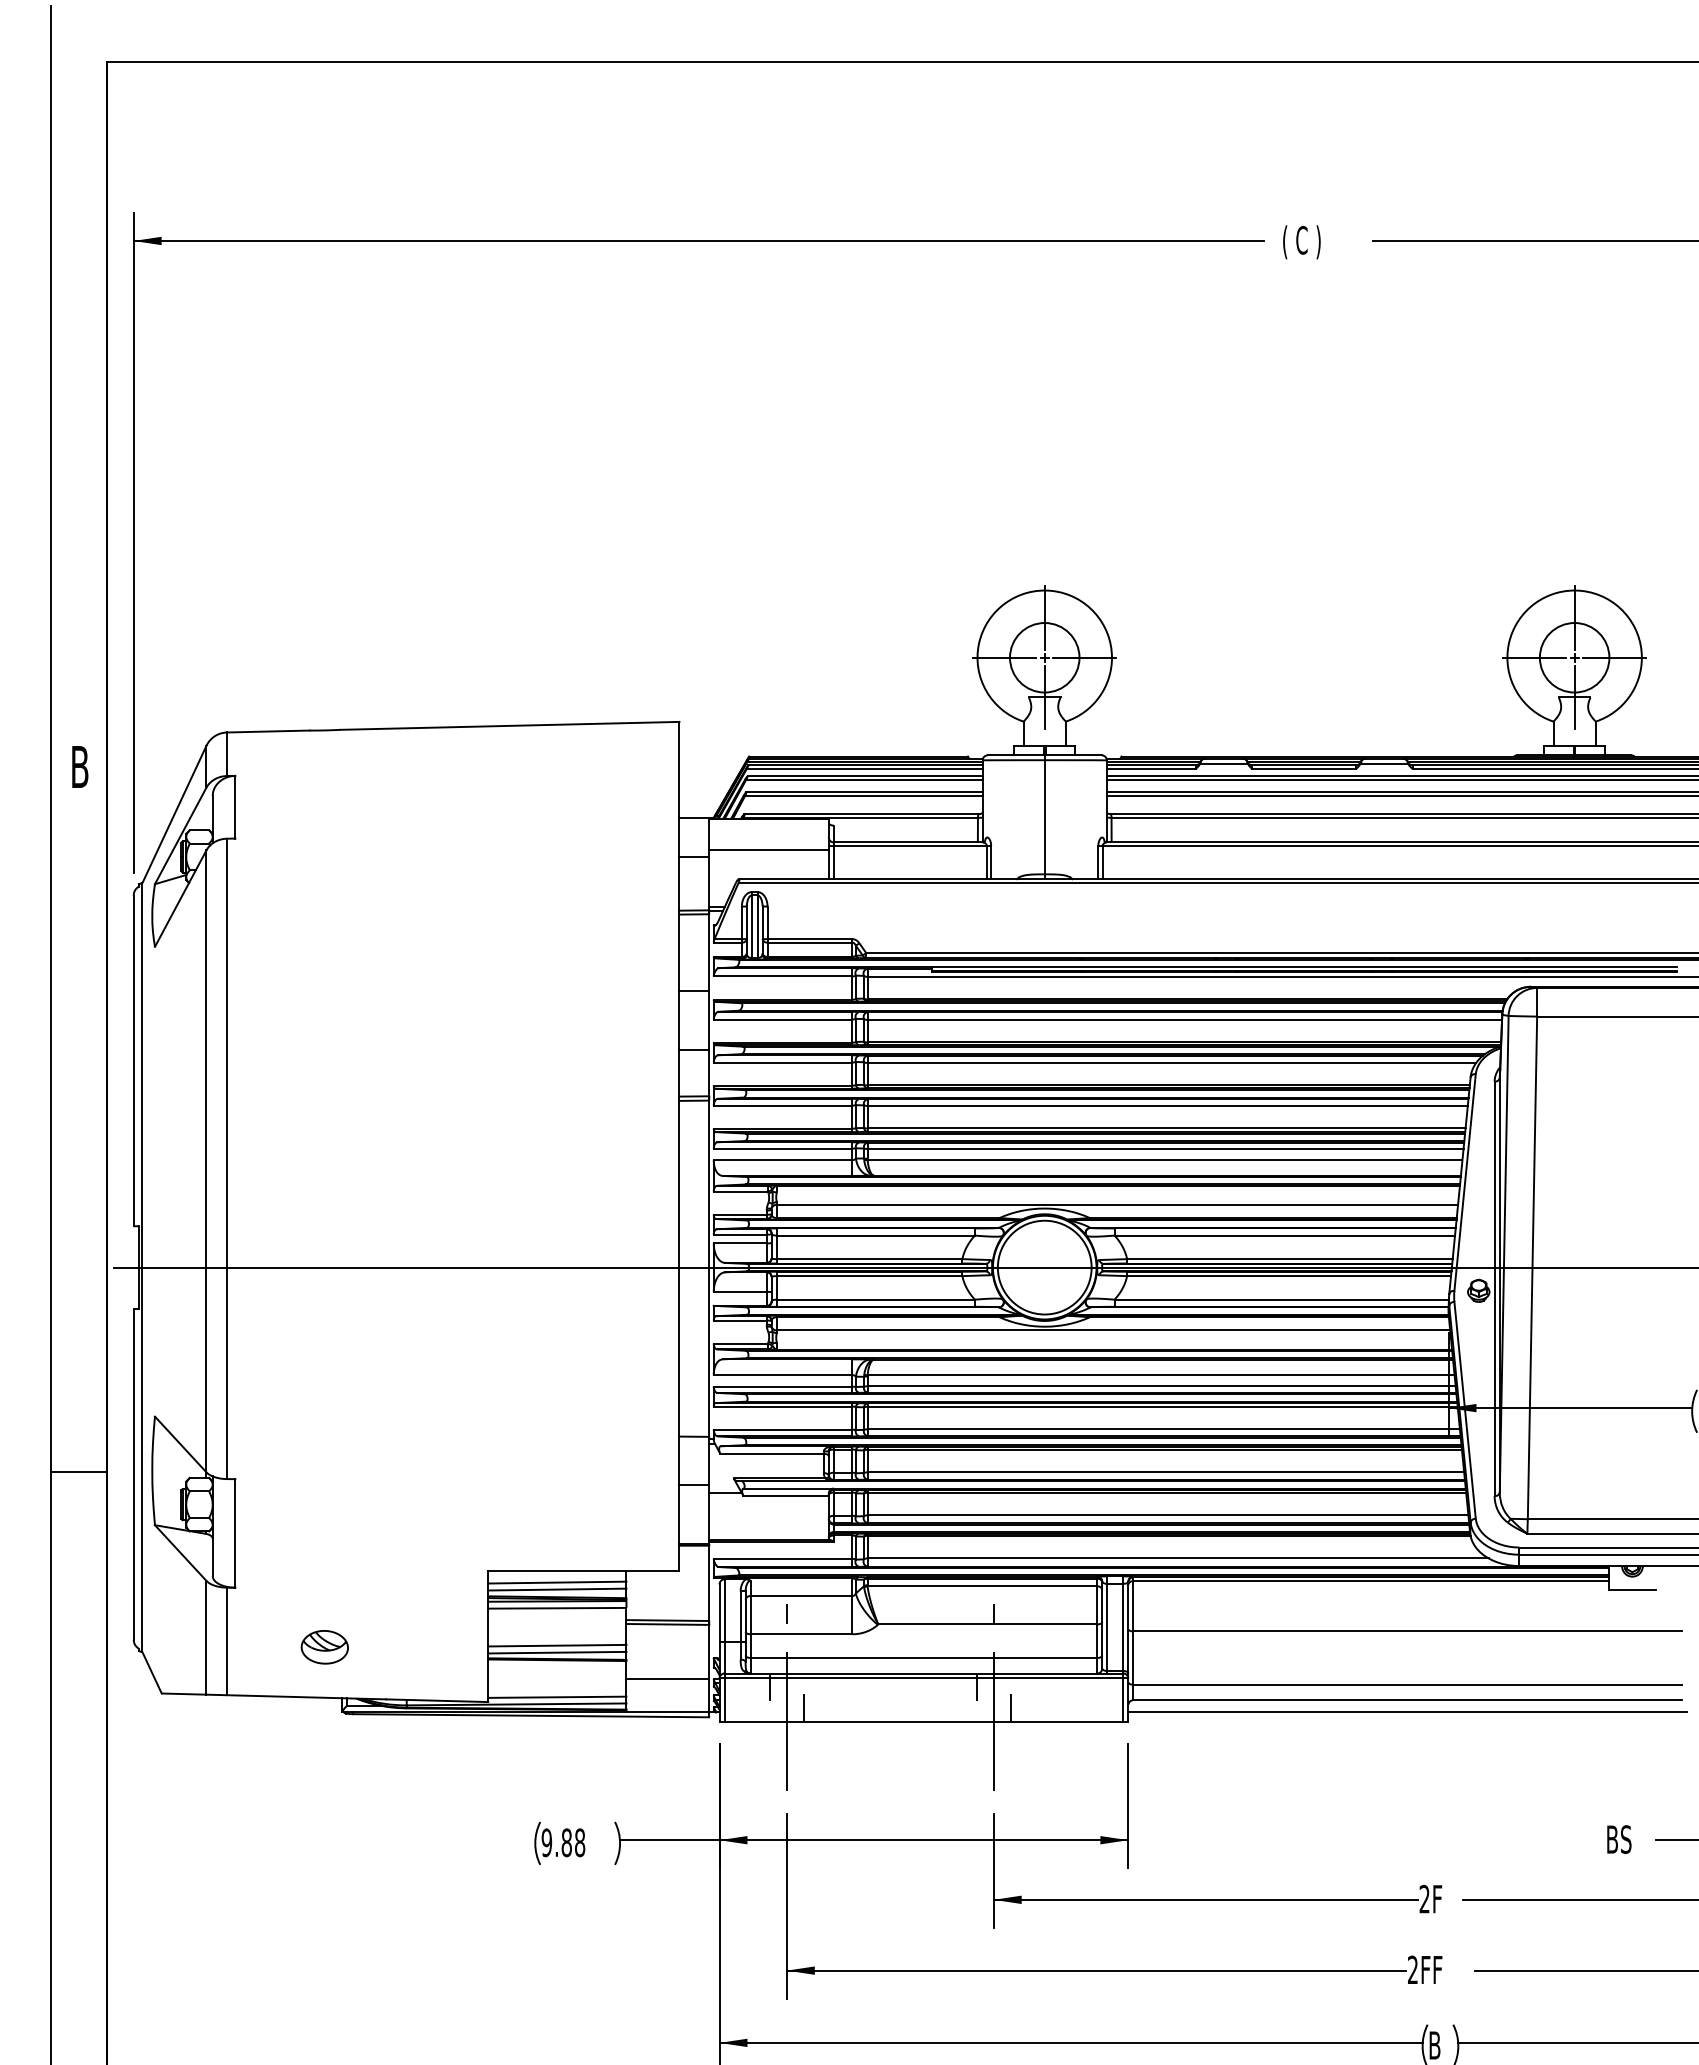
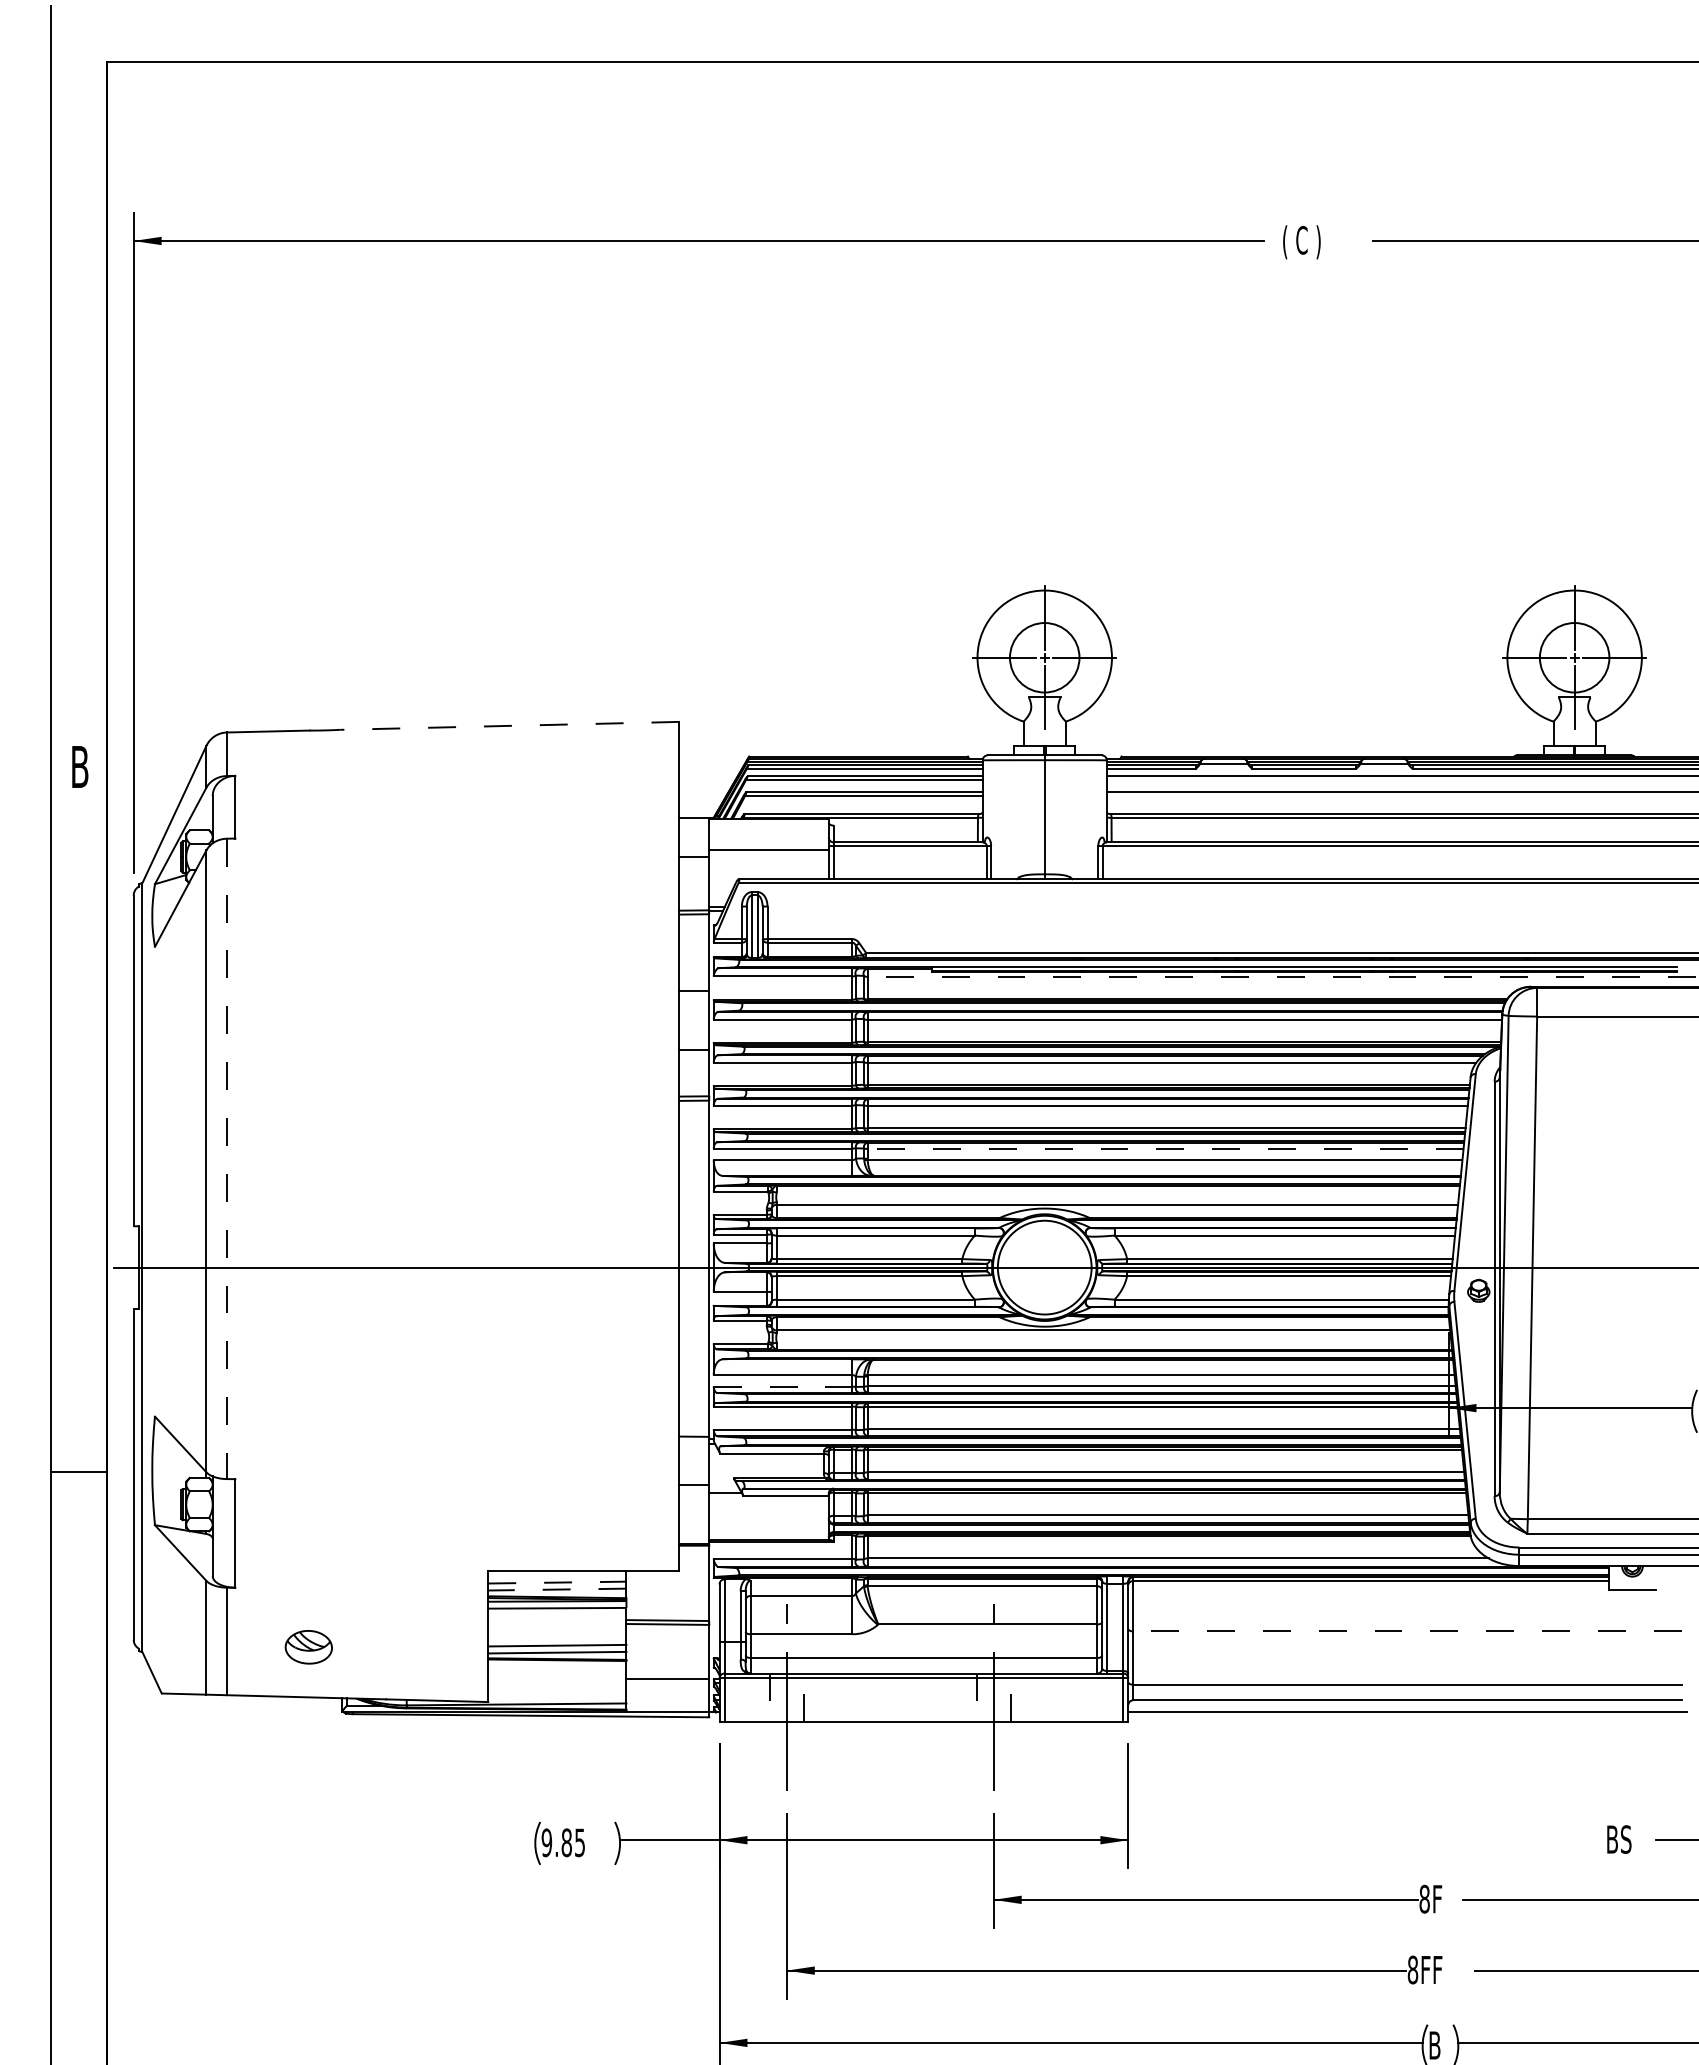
line: solid -> dashed (509, 725)
line: present -> none (1400, 779)
line: present -> none (1400, 796)
line: solid -> dashed (1283, 976)
line: solid -> dashed (1165, 1148)
line: solid -> dashed (226, 1159)
line: solid -> dashed (783, 1386)
line: solid -> dashed (557, 1582)
line: solid -> dashed (556, 1589)
line: solid -> dashed (1407, 1631)
part position: (324, 1647) -> (308, 1647) (308, 1647)
line: present -> none (557, 1696)
text: 9.88 -> 9.85 (580, 1842)
text: 2F -> 8F (1424, 1898)
text: 2FF -> 8FF (1412, 1969)
